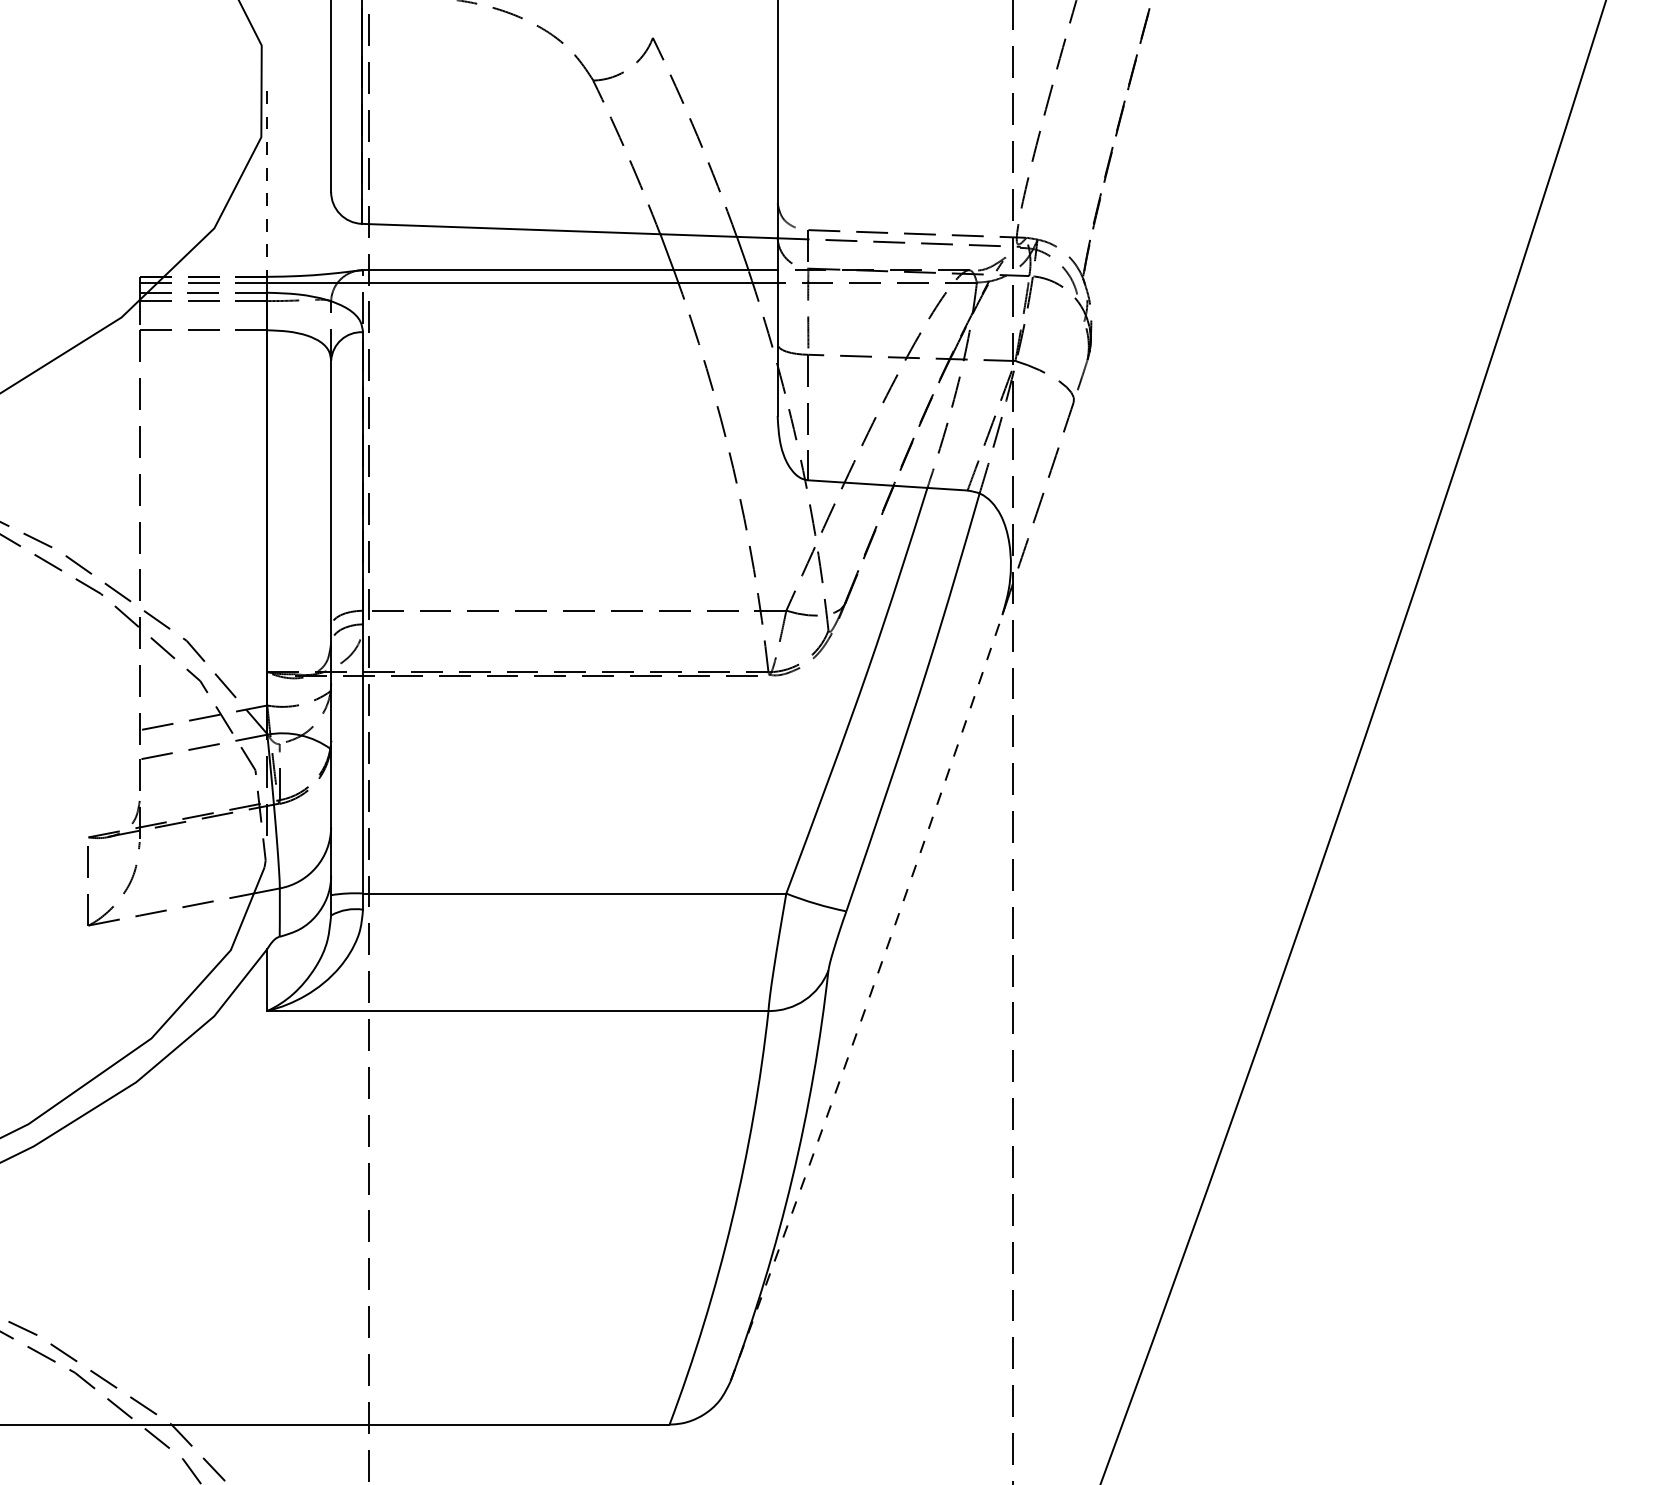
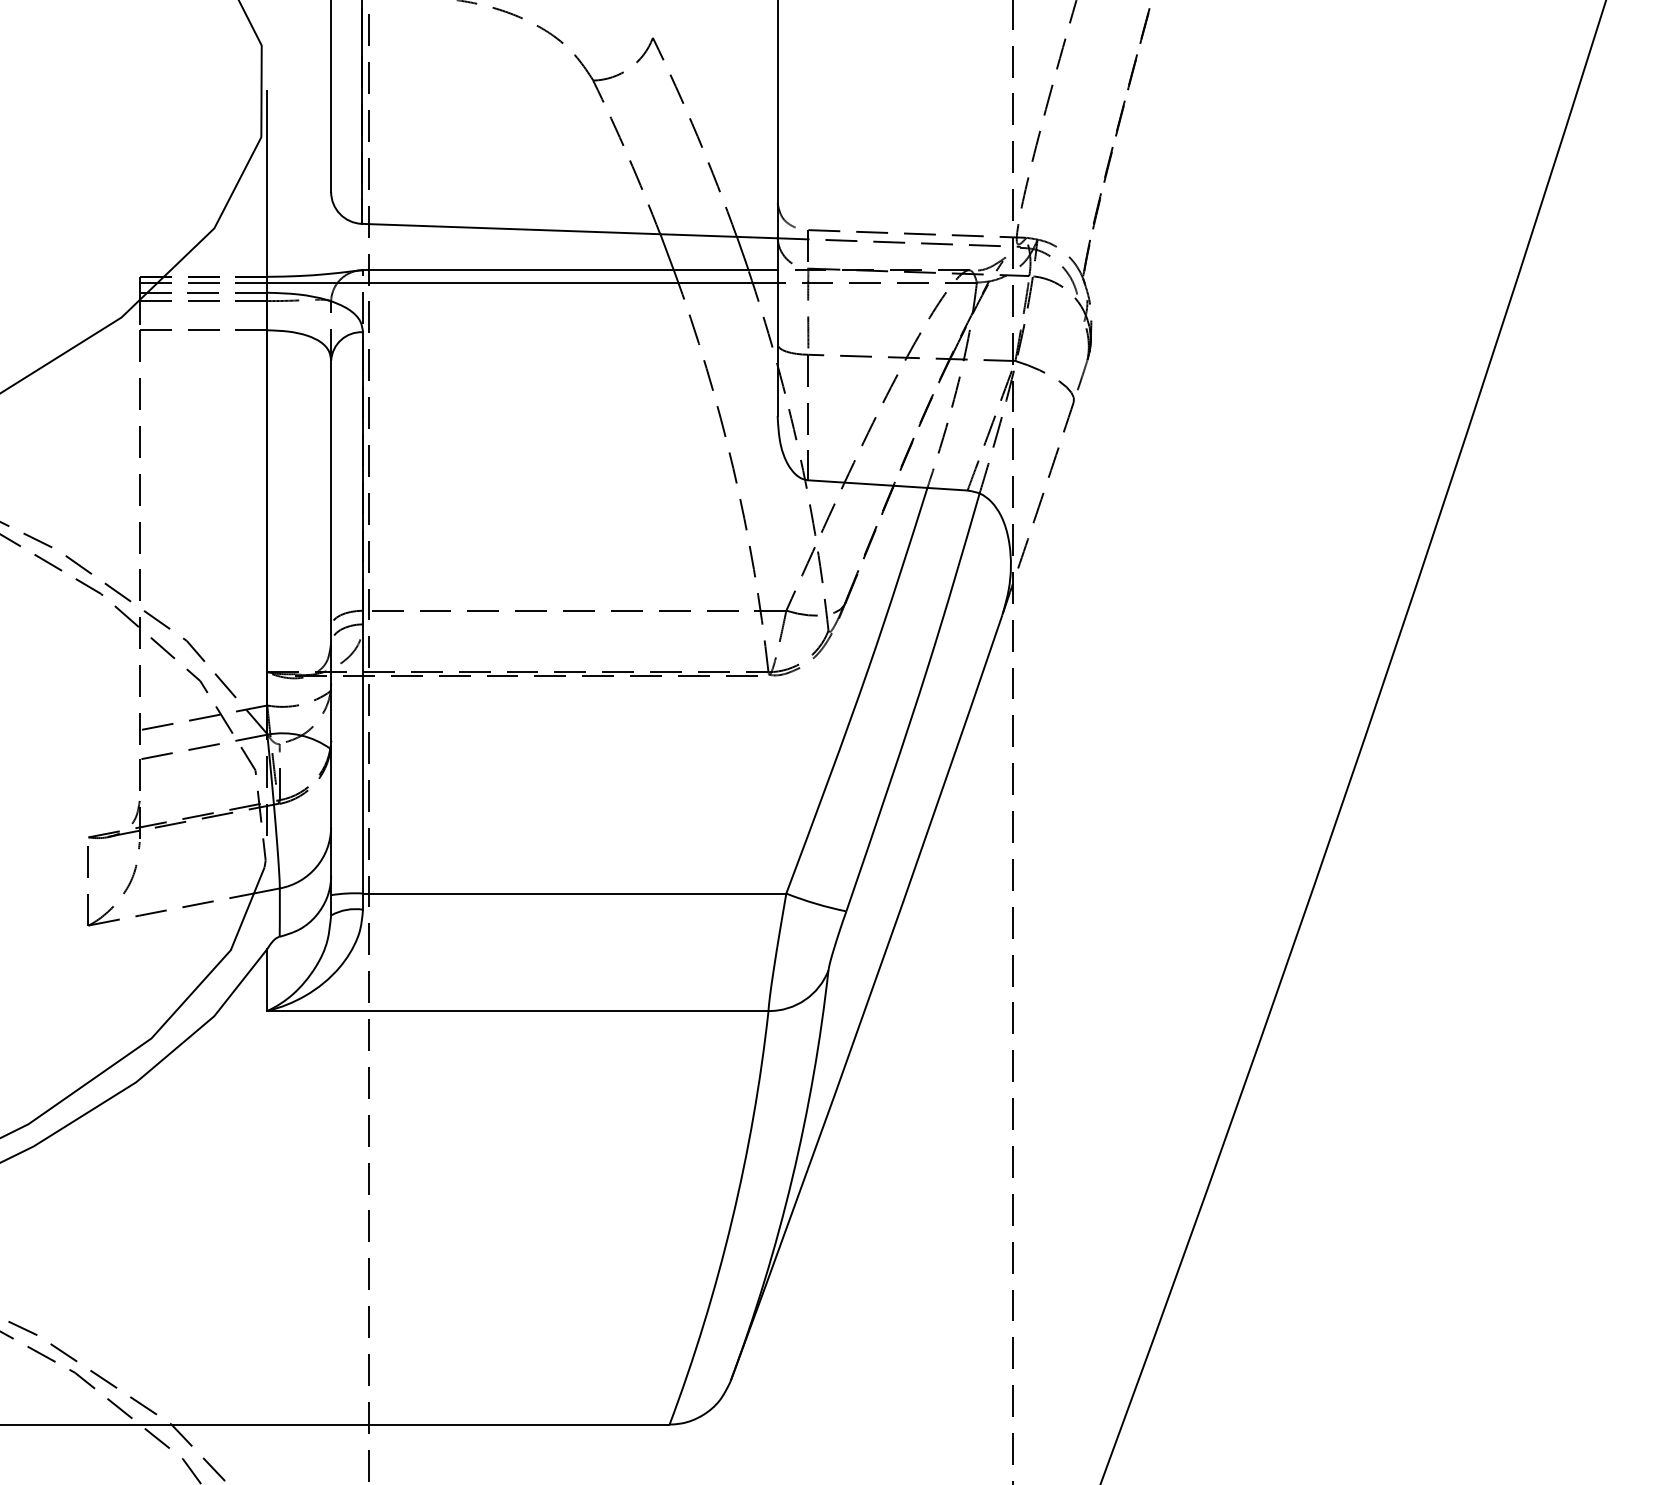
line: dashed -> solid (267, 186)
arc: dashed -> solid (868, 999)
